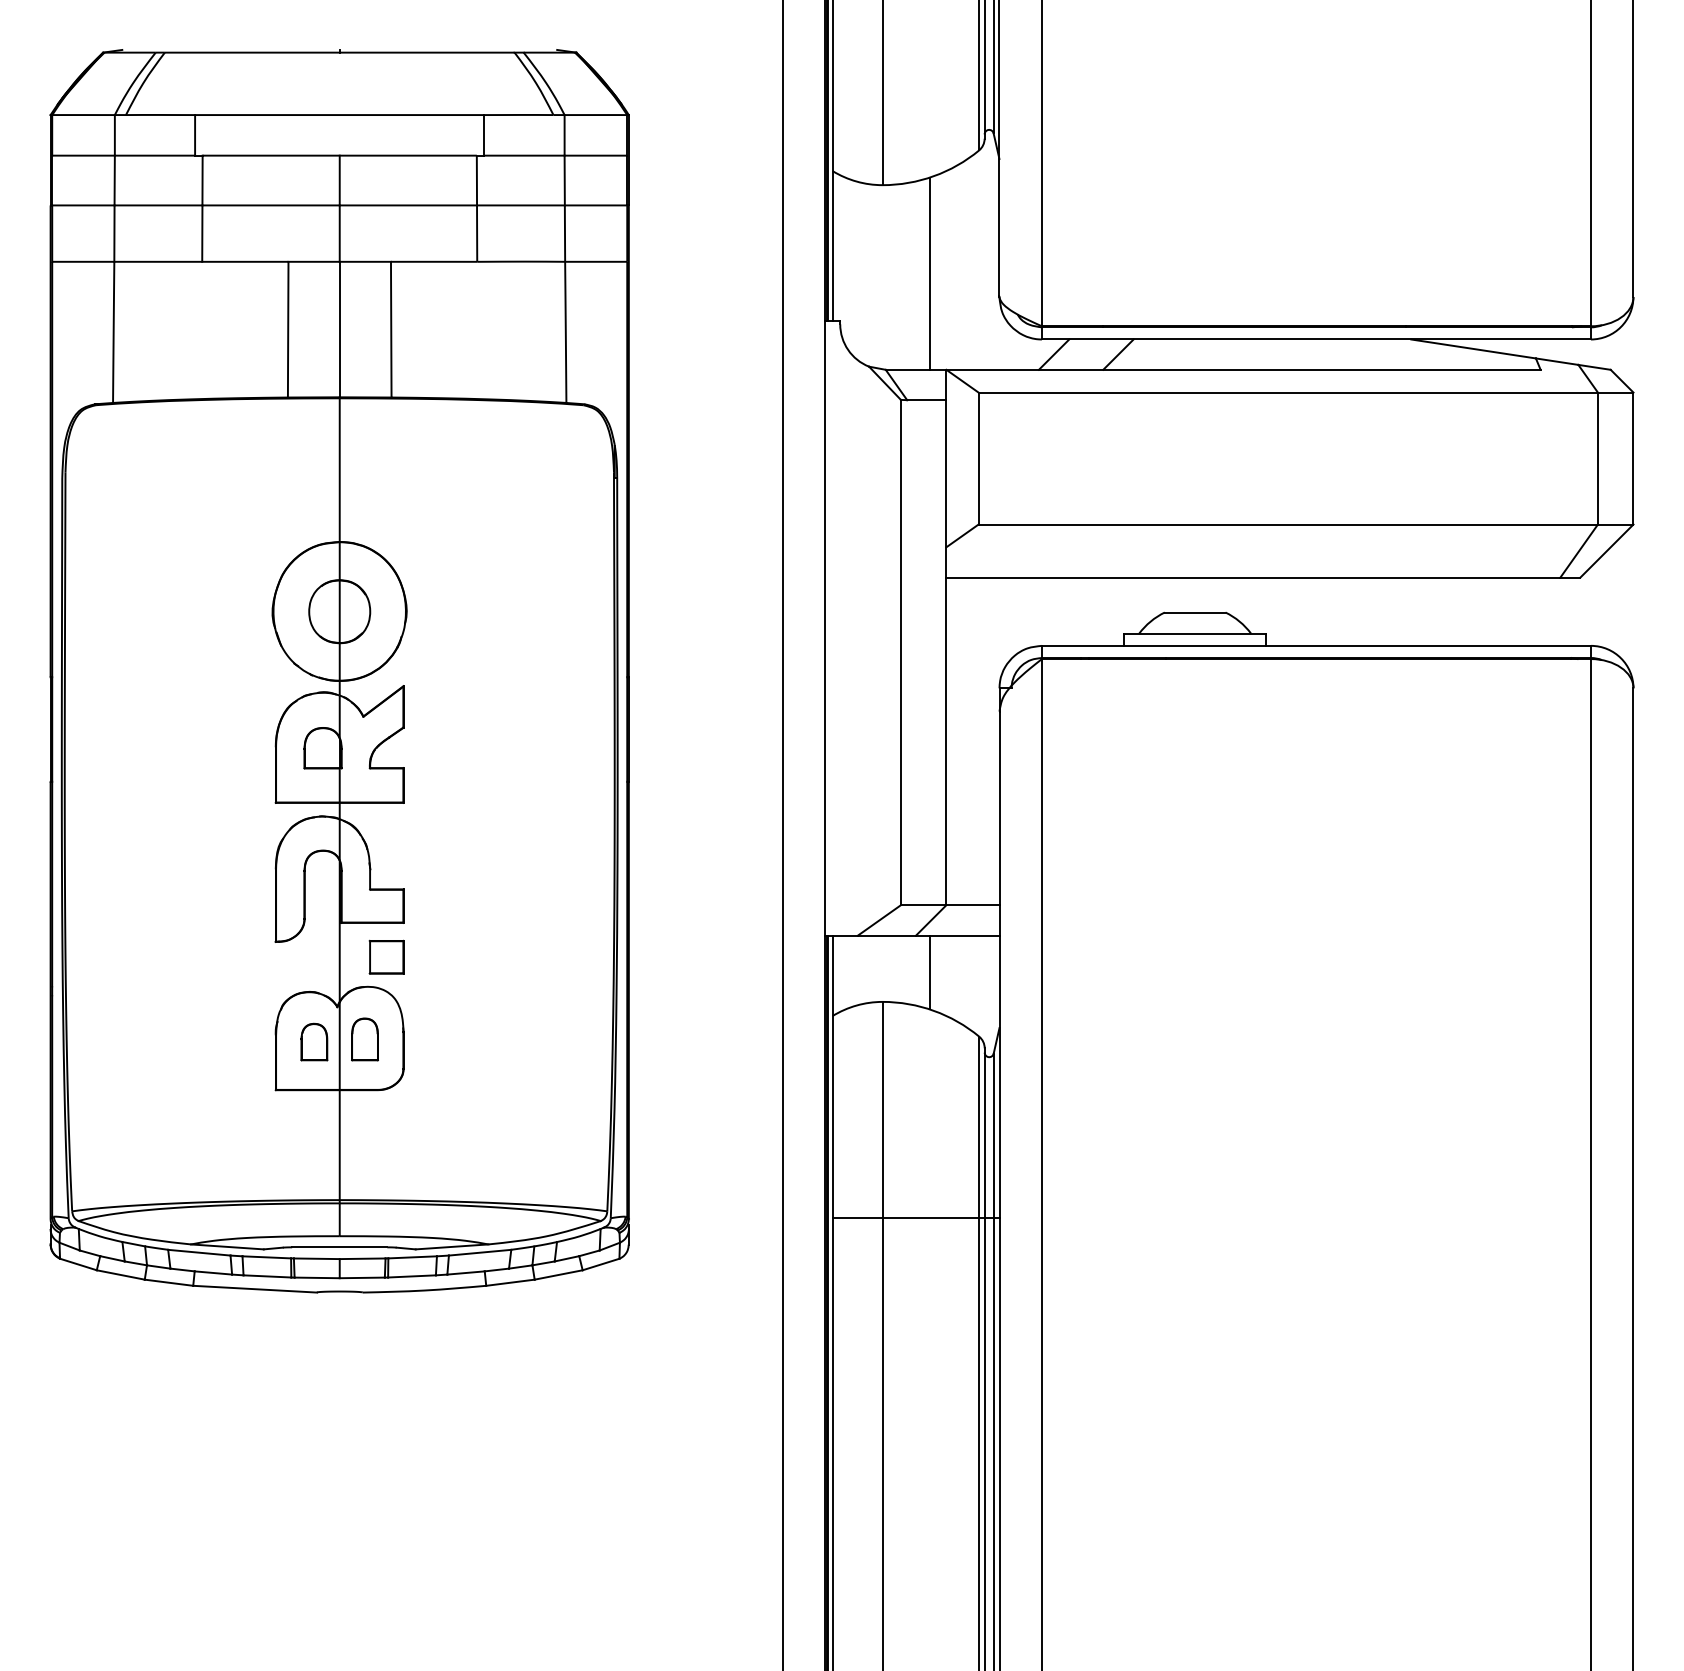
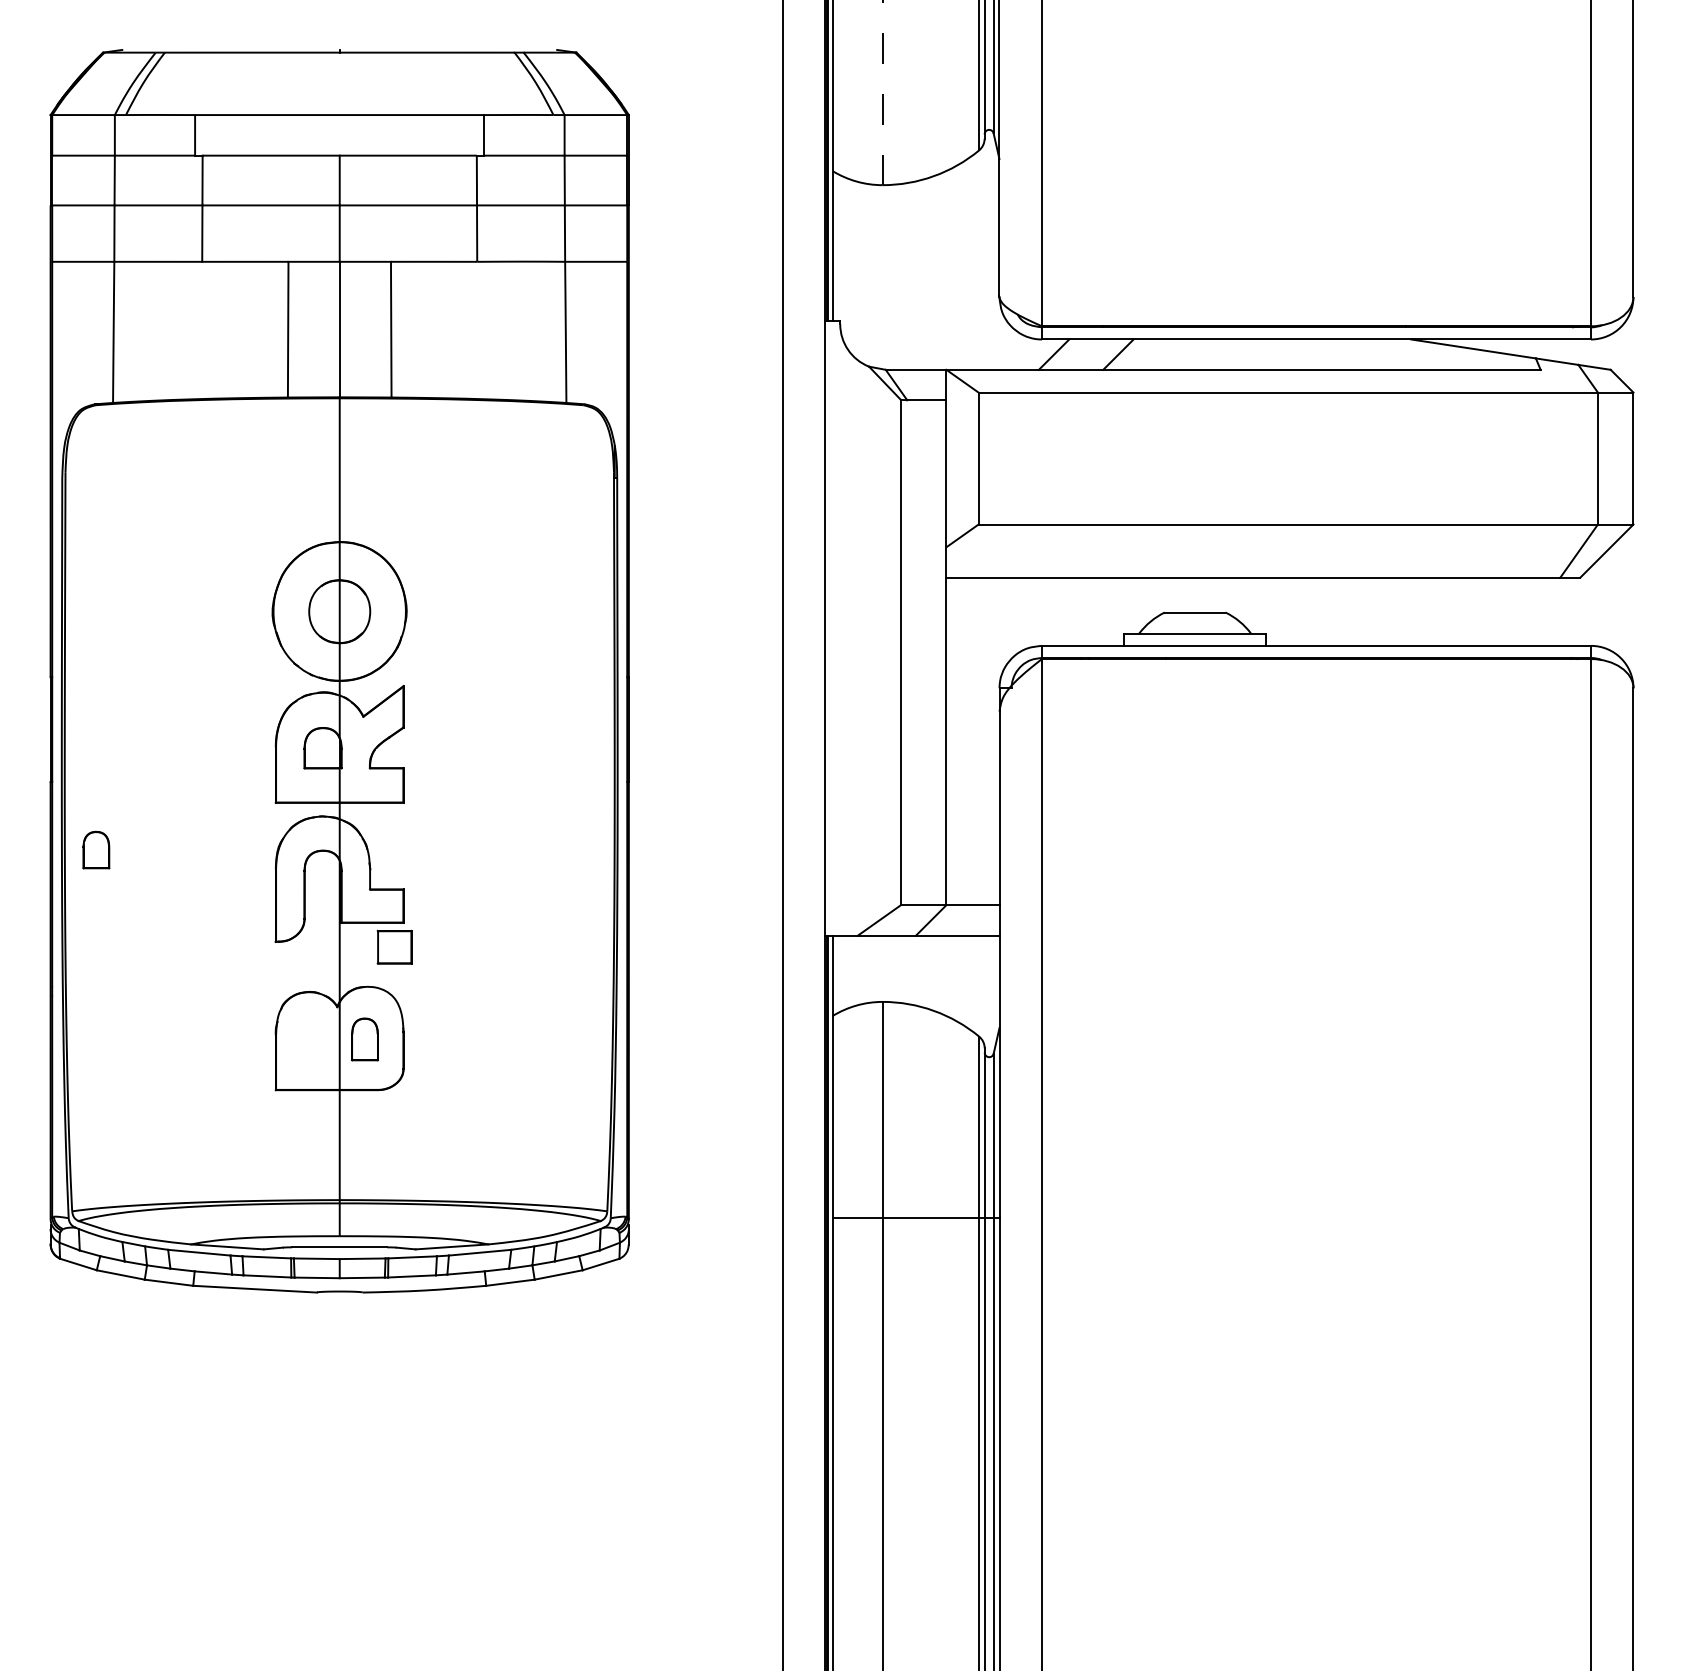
line: solid -> dashed (882, 92)
line: present -> none (929, 273)
part position: (386, 956) -> (394, 946) (394, 946)
line: present -> none (929, 972)
part position: (314, 1041) -> (96, 849) (96, 849)
